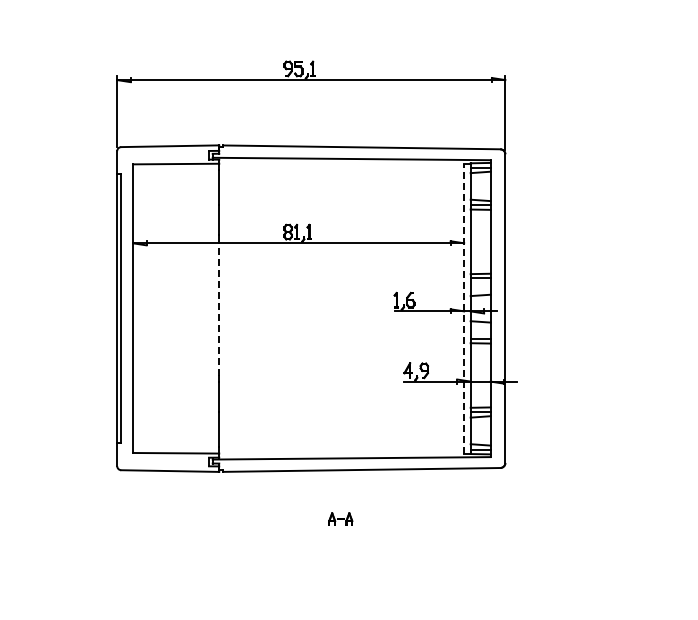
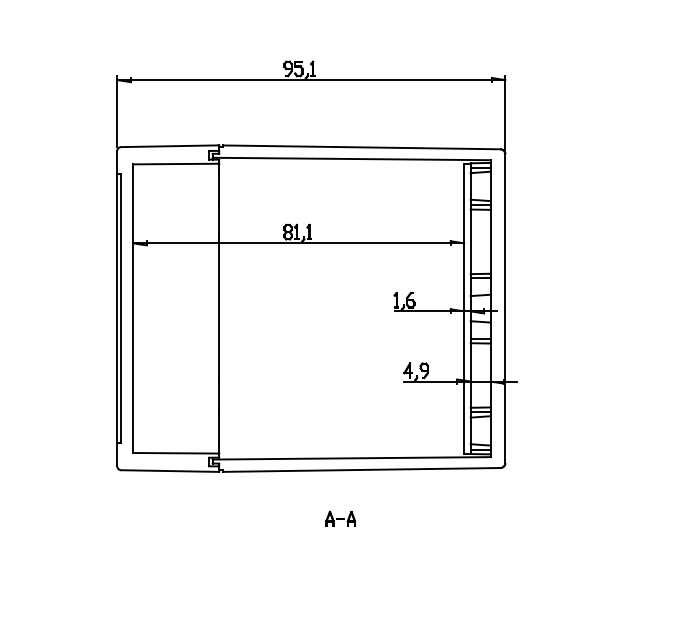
line: dashed -> solid (219, 308)
line: dashed -> solid (464, 308)
part size: 26x14 px -> 32x16 px (340, 518)
